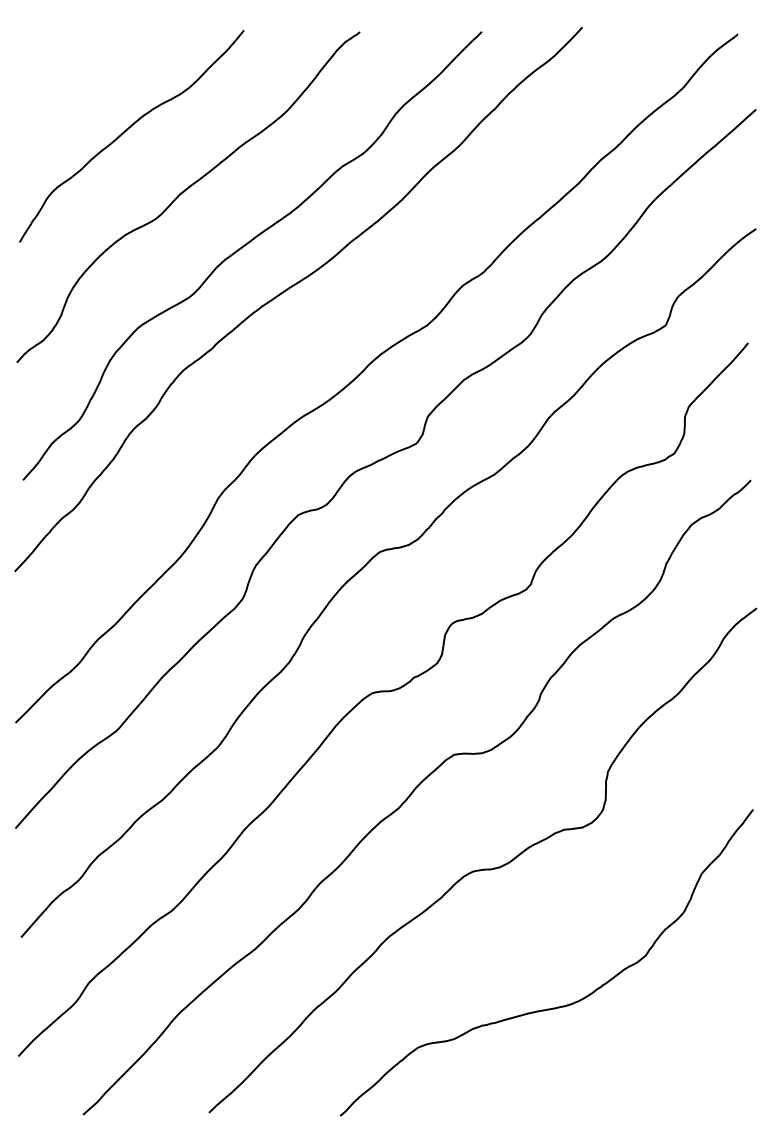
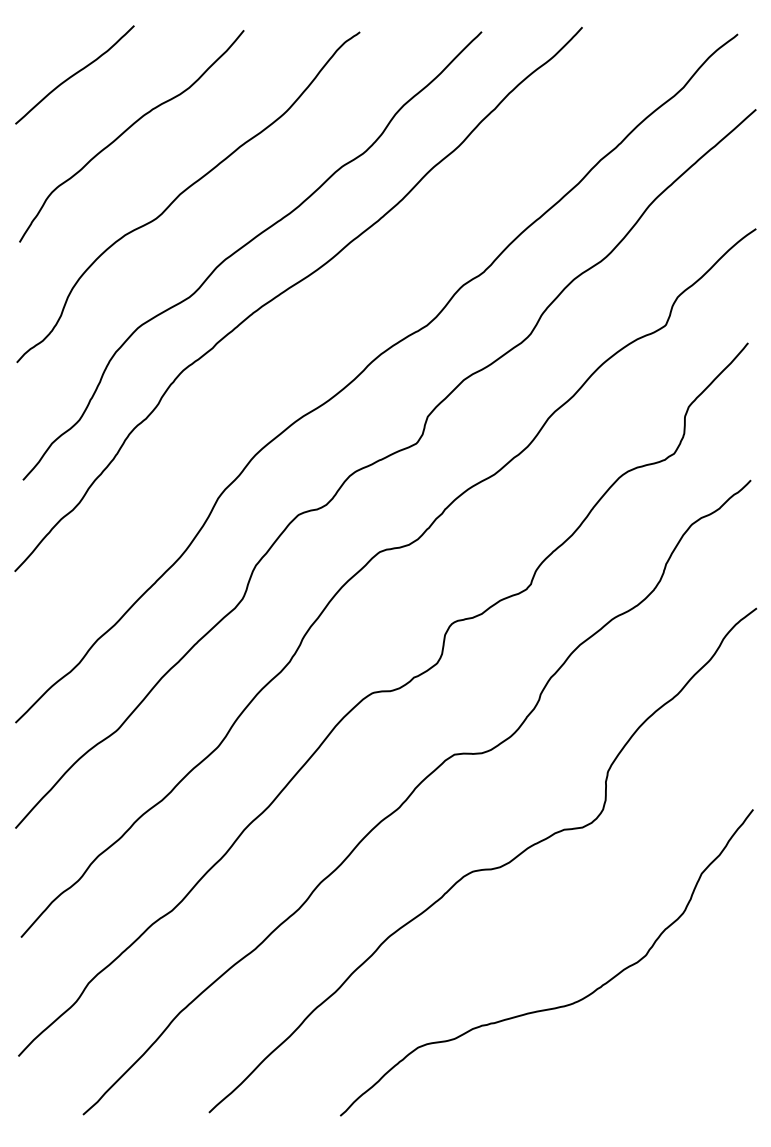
curve: none -> present (74, 74)
